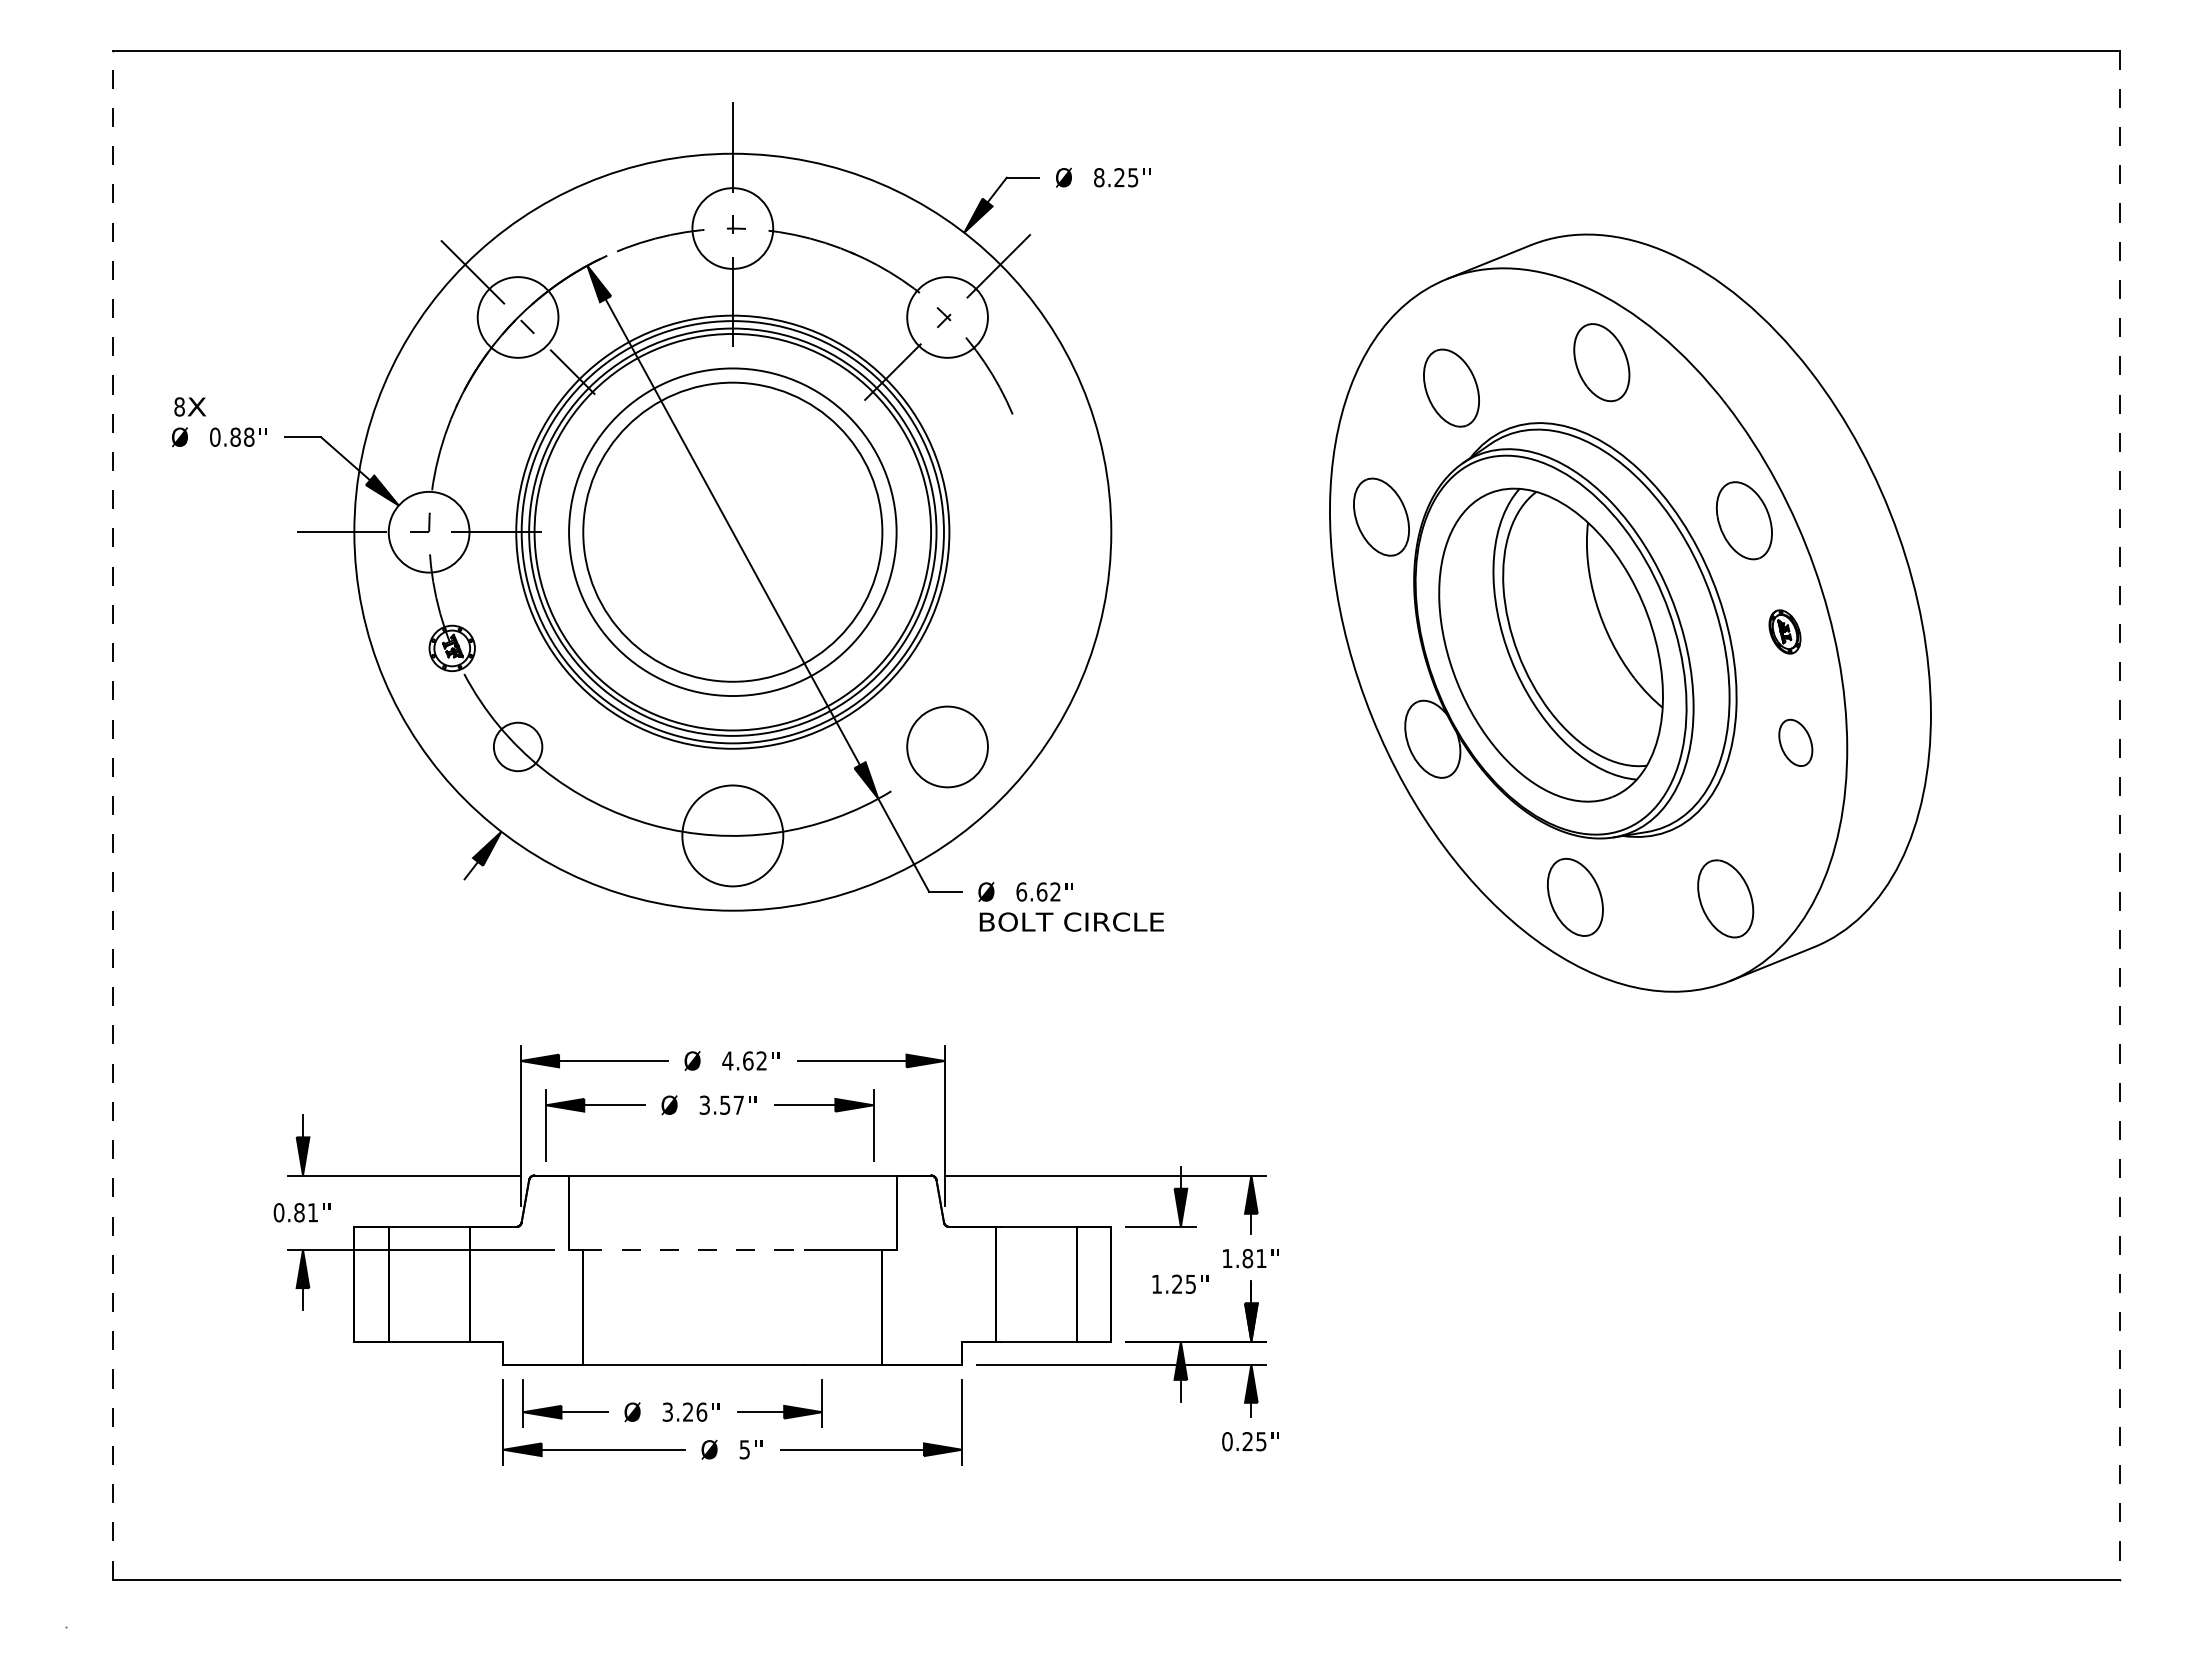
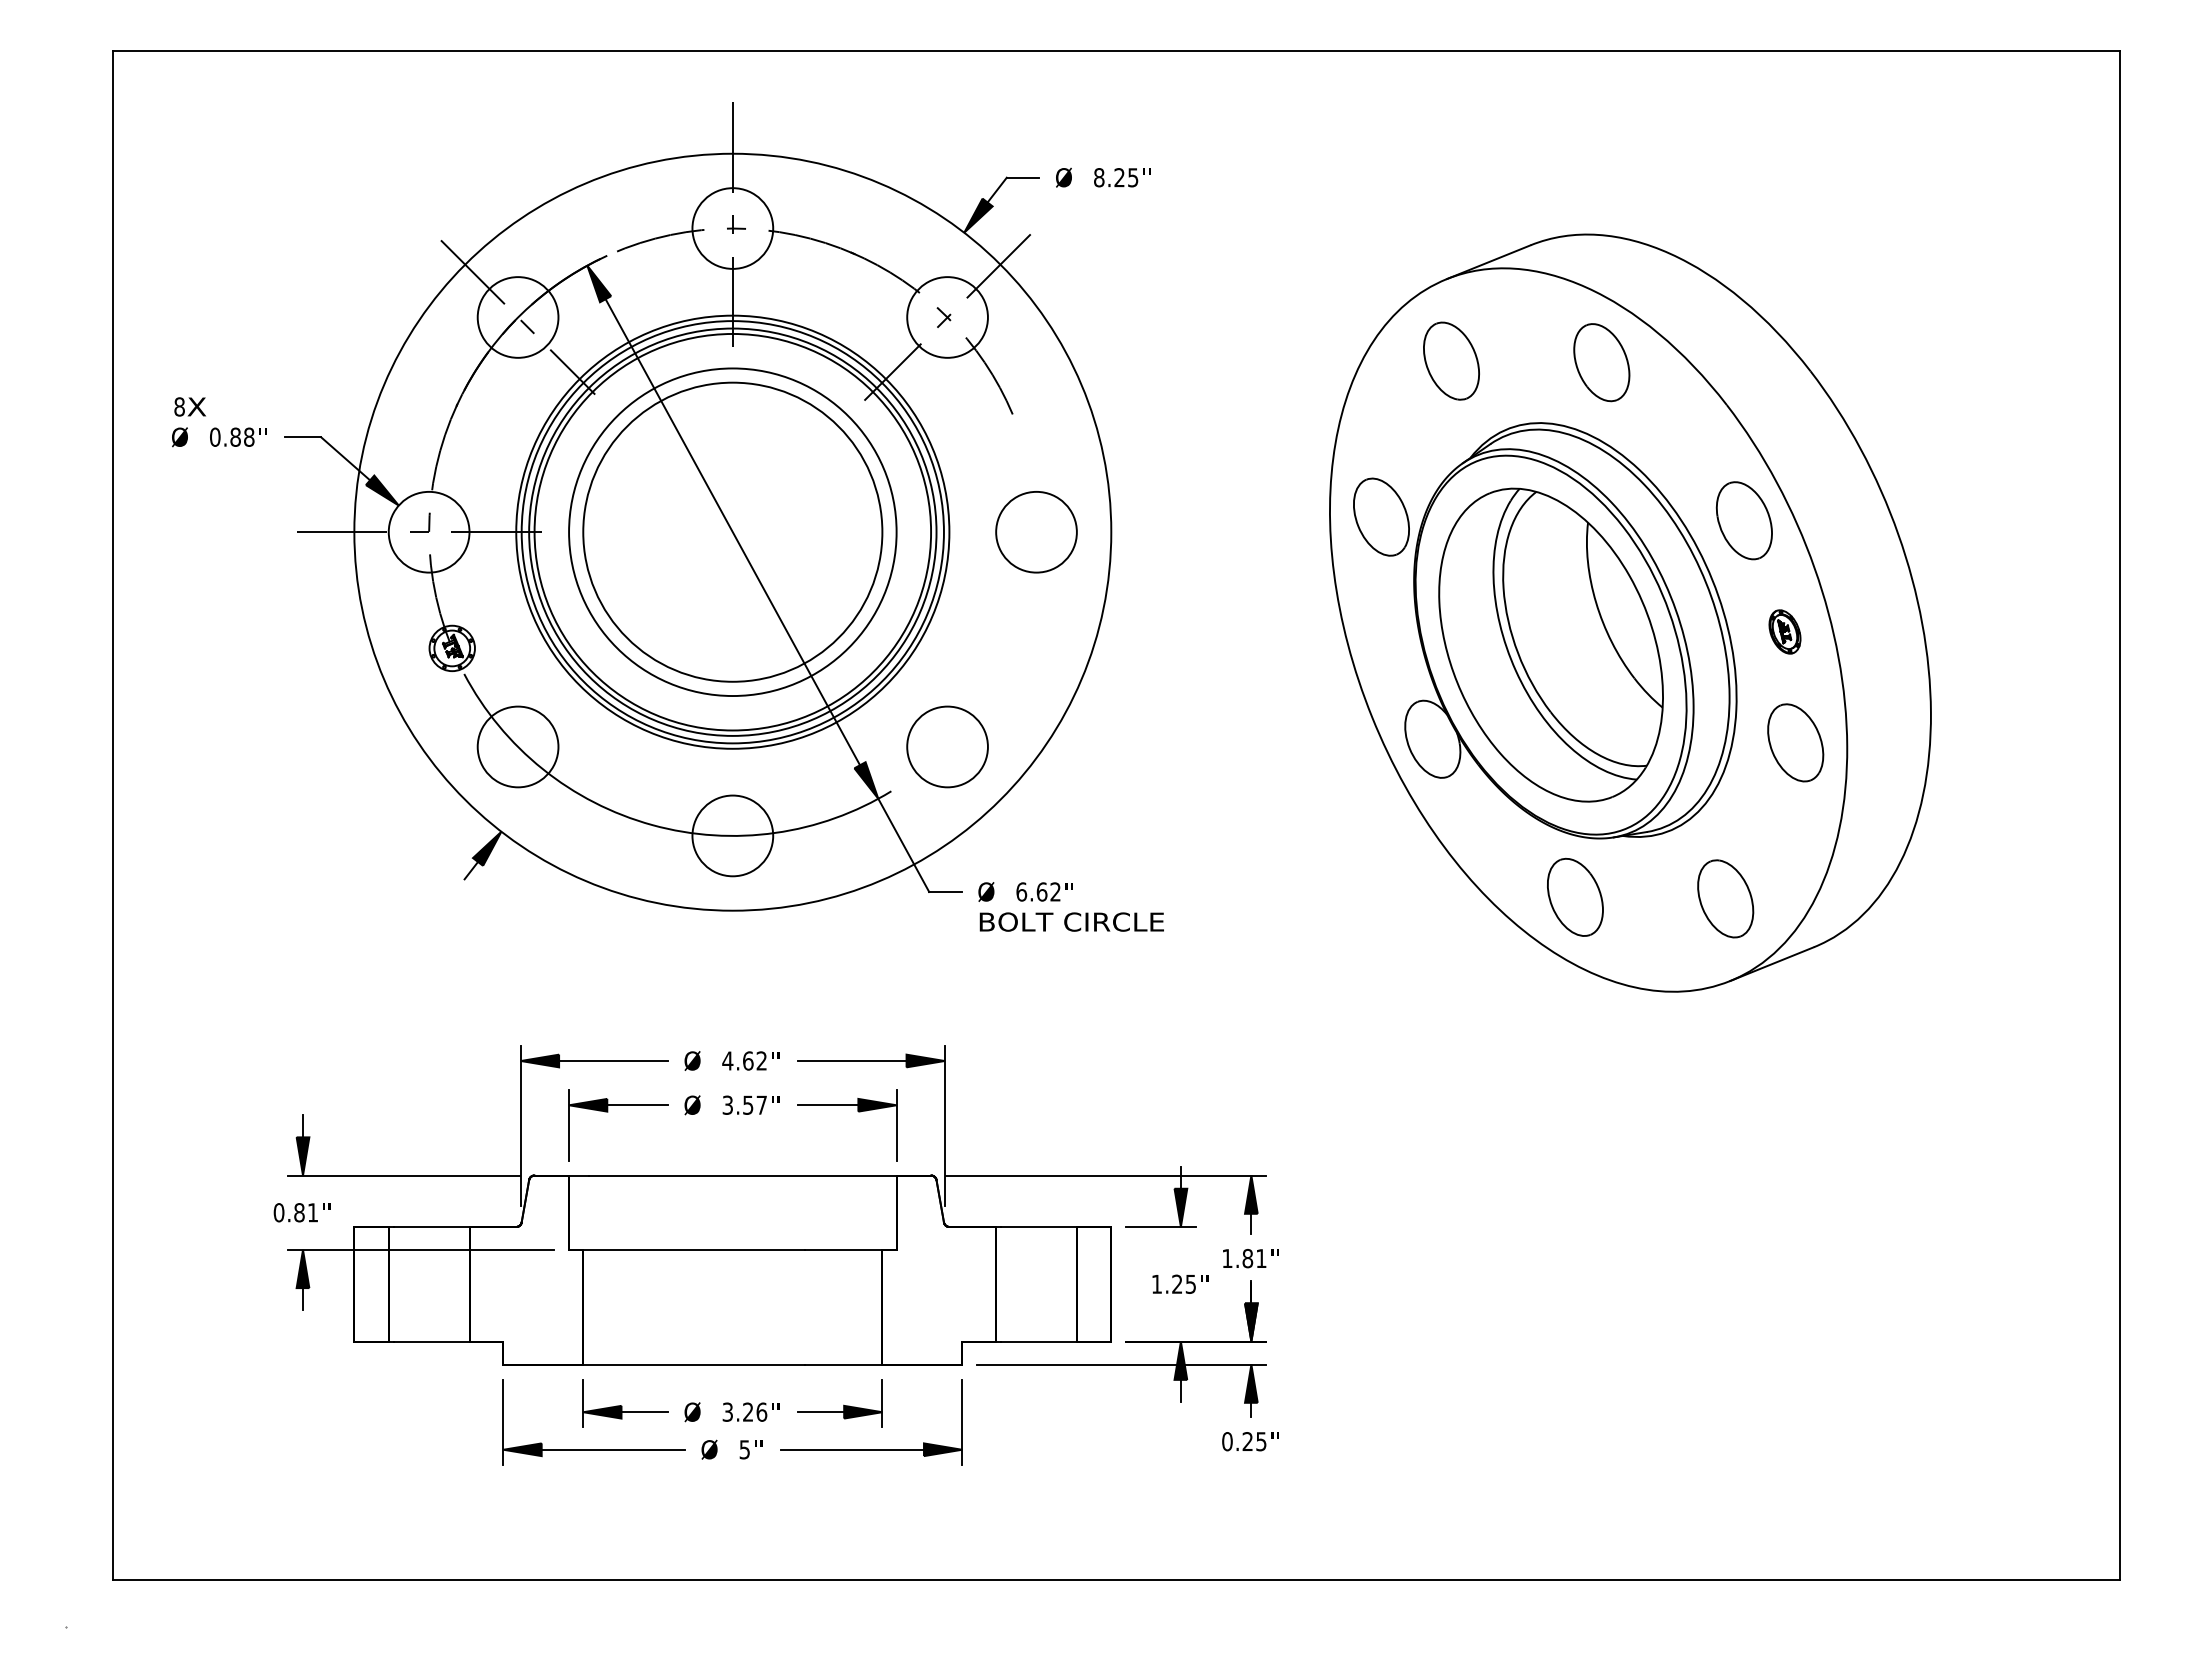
part position: (1451, 387) -> (1451, 360) (1451, 360)
circle: none -> present (1036, 532)
part size: 36x49 px -> 58x80 px (1795, 742)
circle diameter: 48 px -> 81 px (517, 746)
line: dashed -> solid (113, 815)
line: dashed -> solid (2120, 815)
circle diameter: 101 px -> 81 px (732, 835)
part position: (707, 1114) -> (730, 1114) (730, 1114)
line: dashed -> solid (693, 1249)
part position: (672, 1403) -> (732, 1403) (732, 1403)
